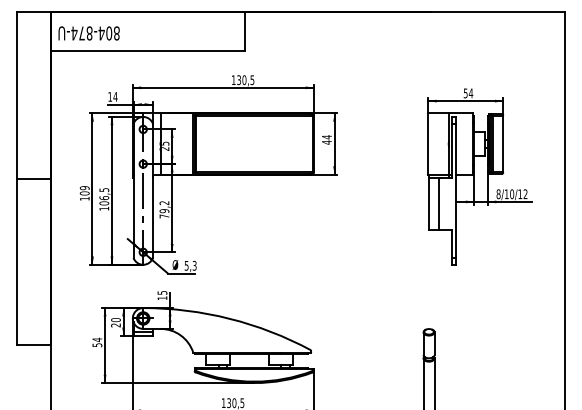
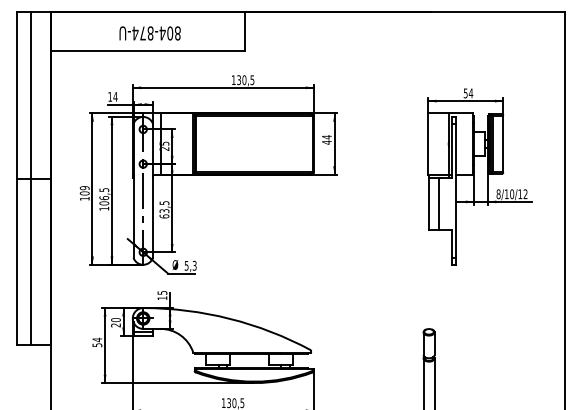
text position: (88, 33) -> (149, 33) (149, 33)
line: none -> present (31, 178)
text: 79,2 -> 63,5 (164, 209)
